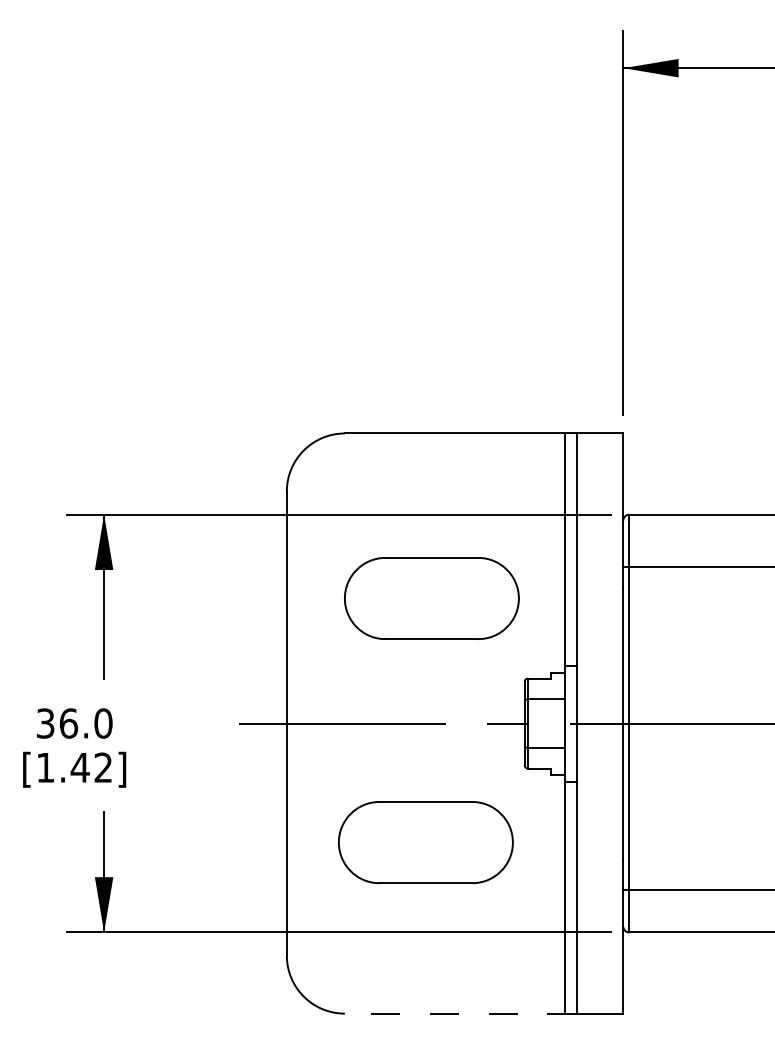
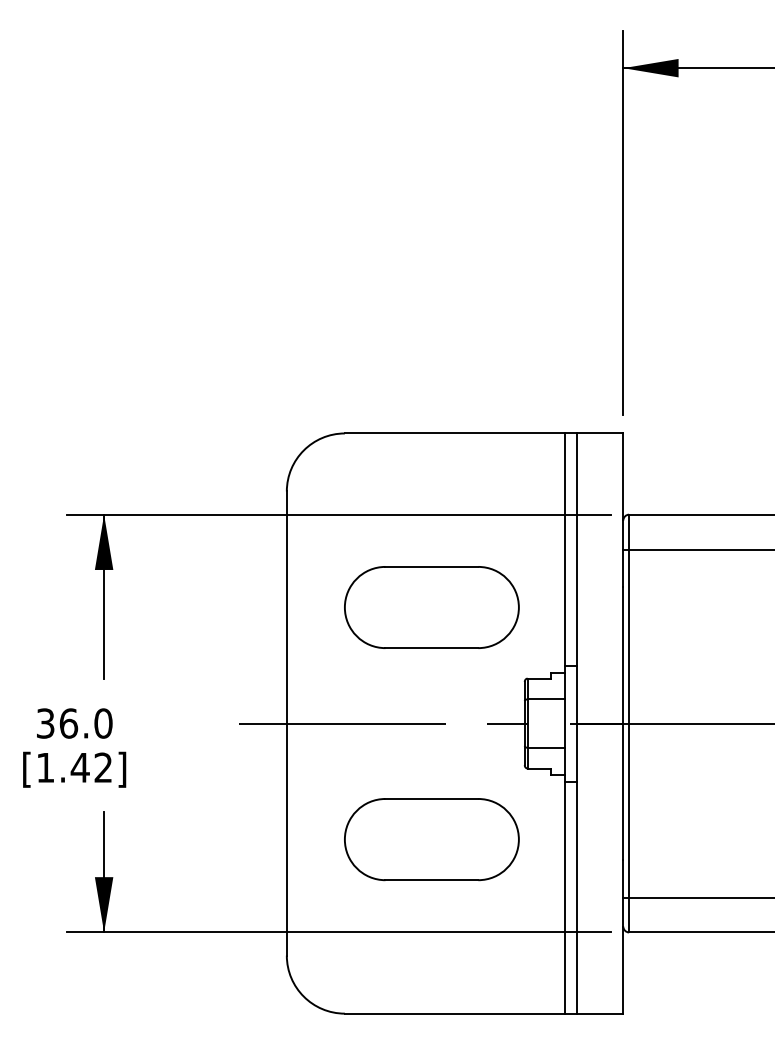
line position: (697, 566) -> (697, 549) (697, 549)
part position: (431, 598) -> (431, 607) (431, 607)
part position: (425, 842) -> (431, 839) (431, 839)
line position: (697, 889) -> (697, 897) (697, 897)
line: dashed -> solid (460, 1013)
